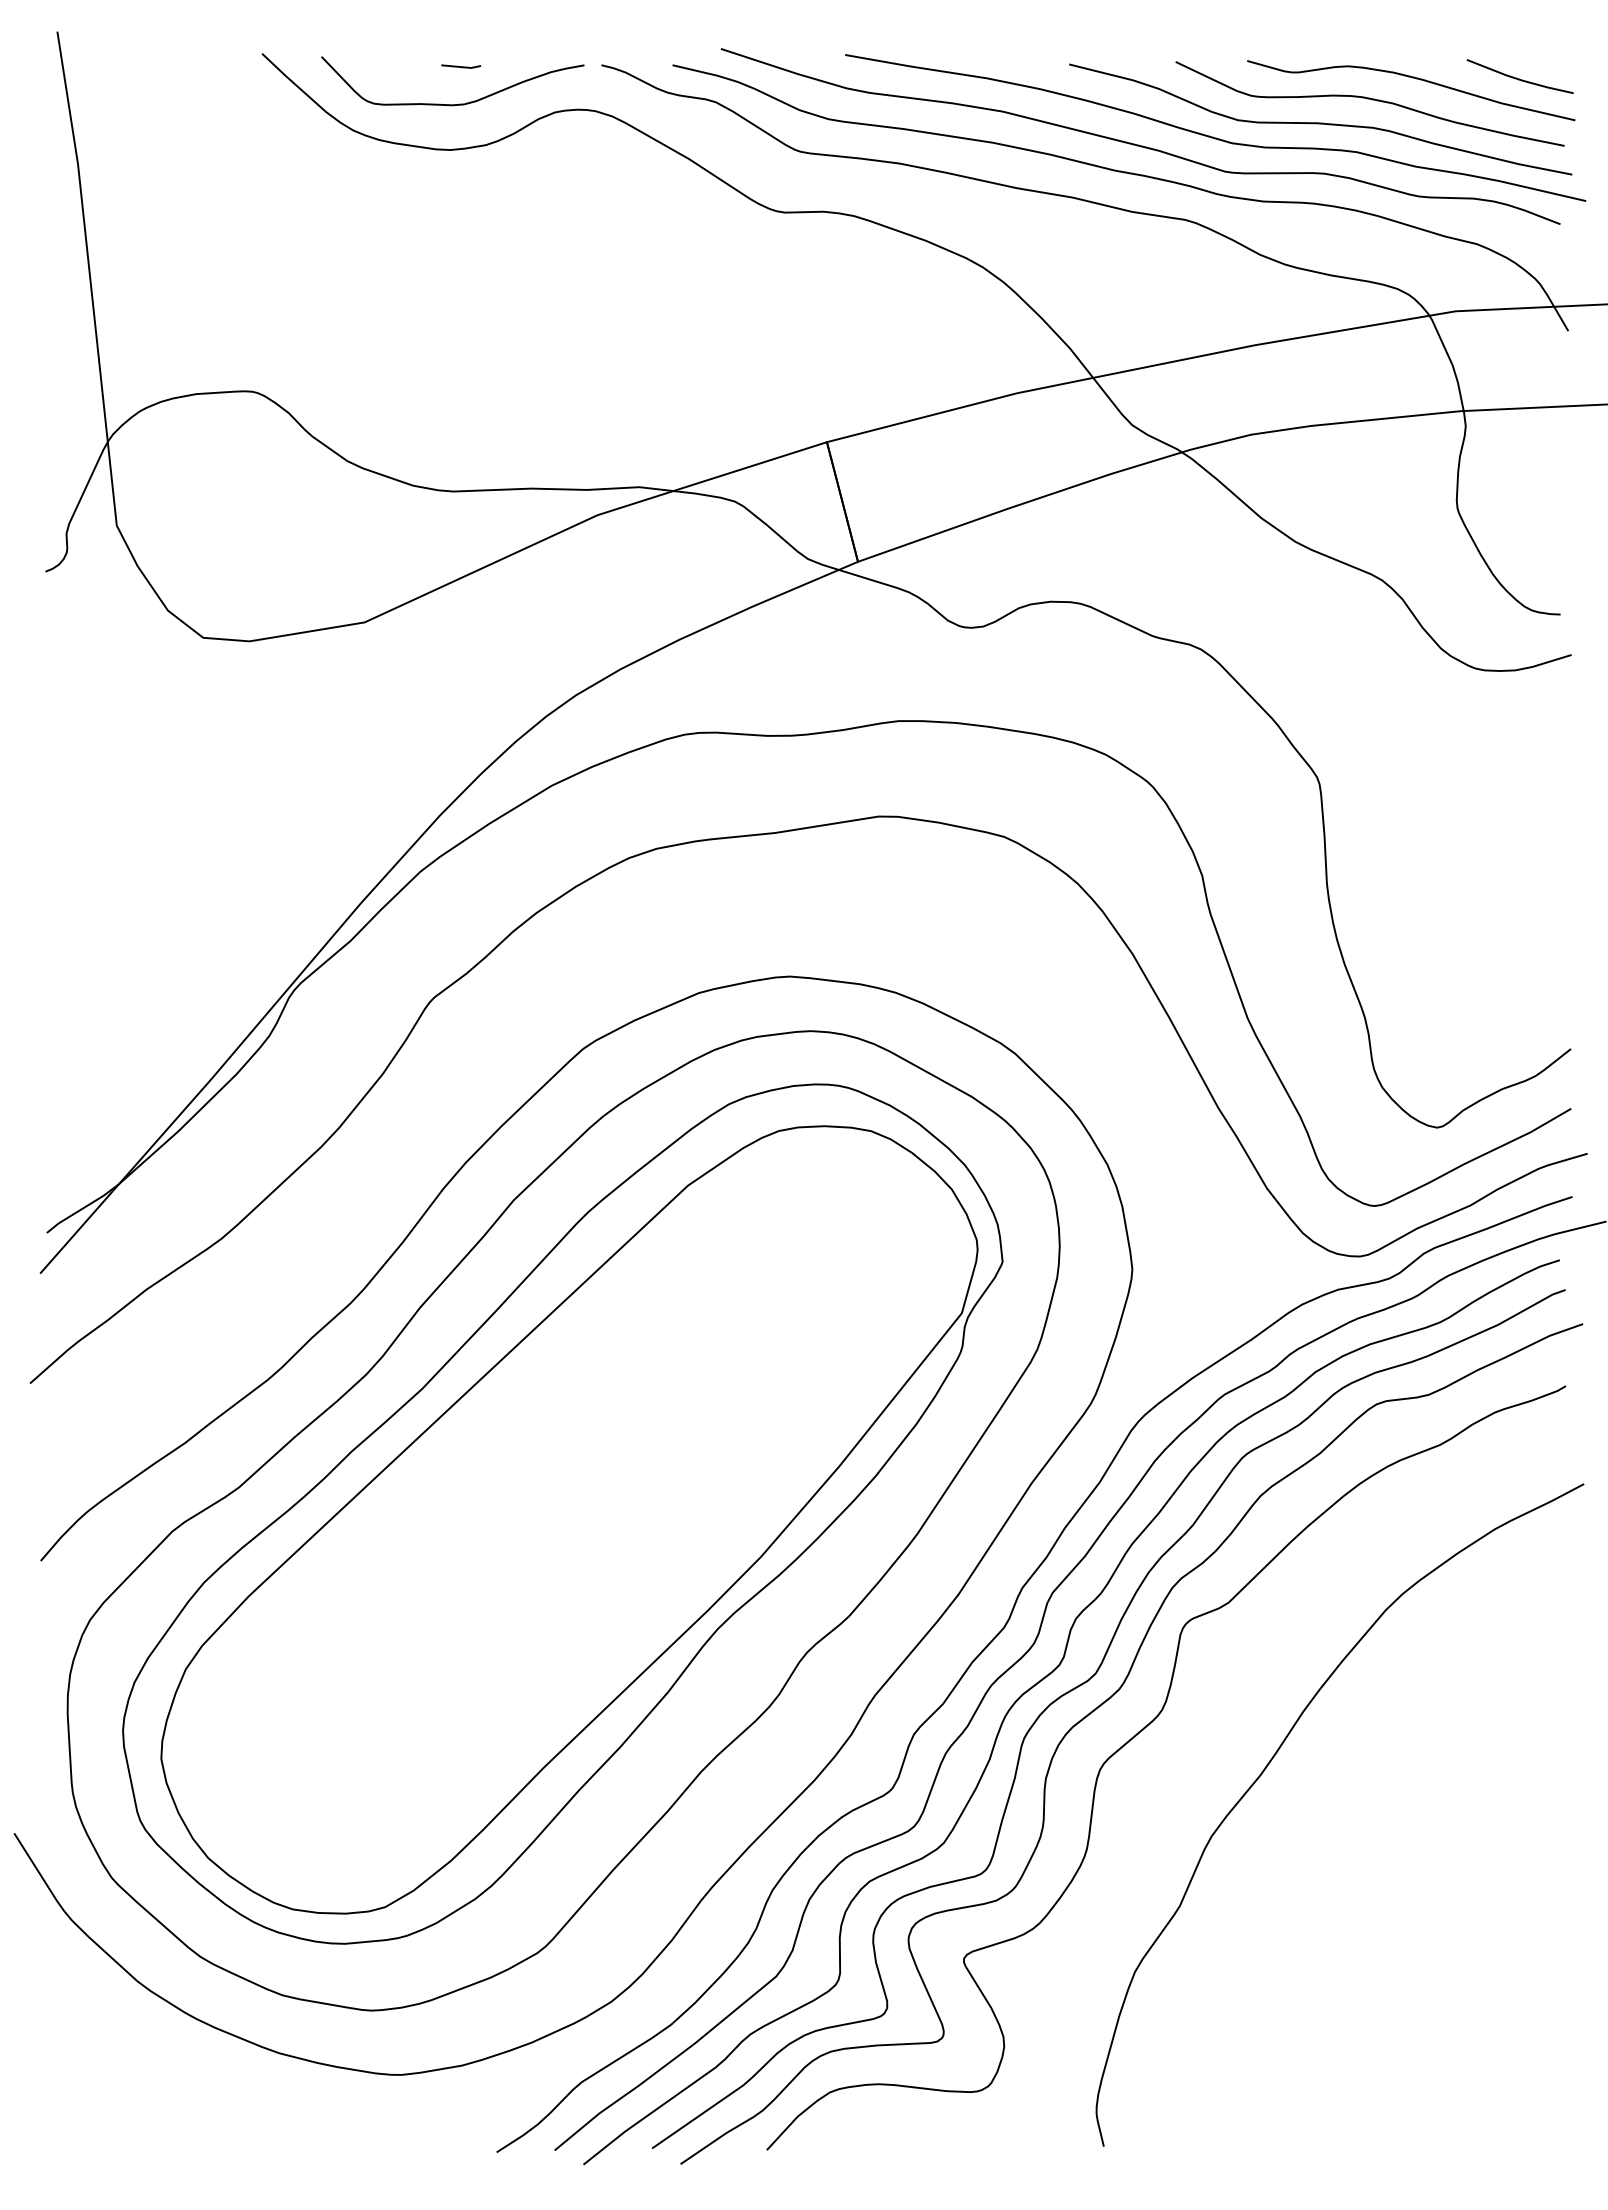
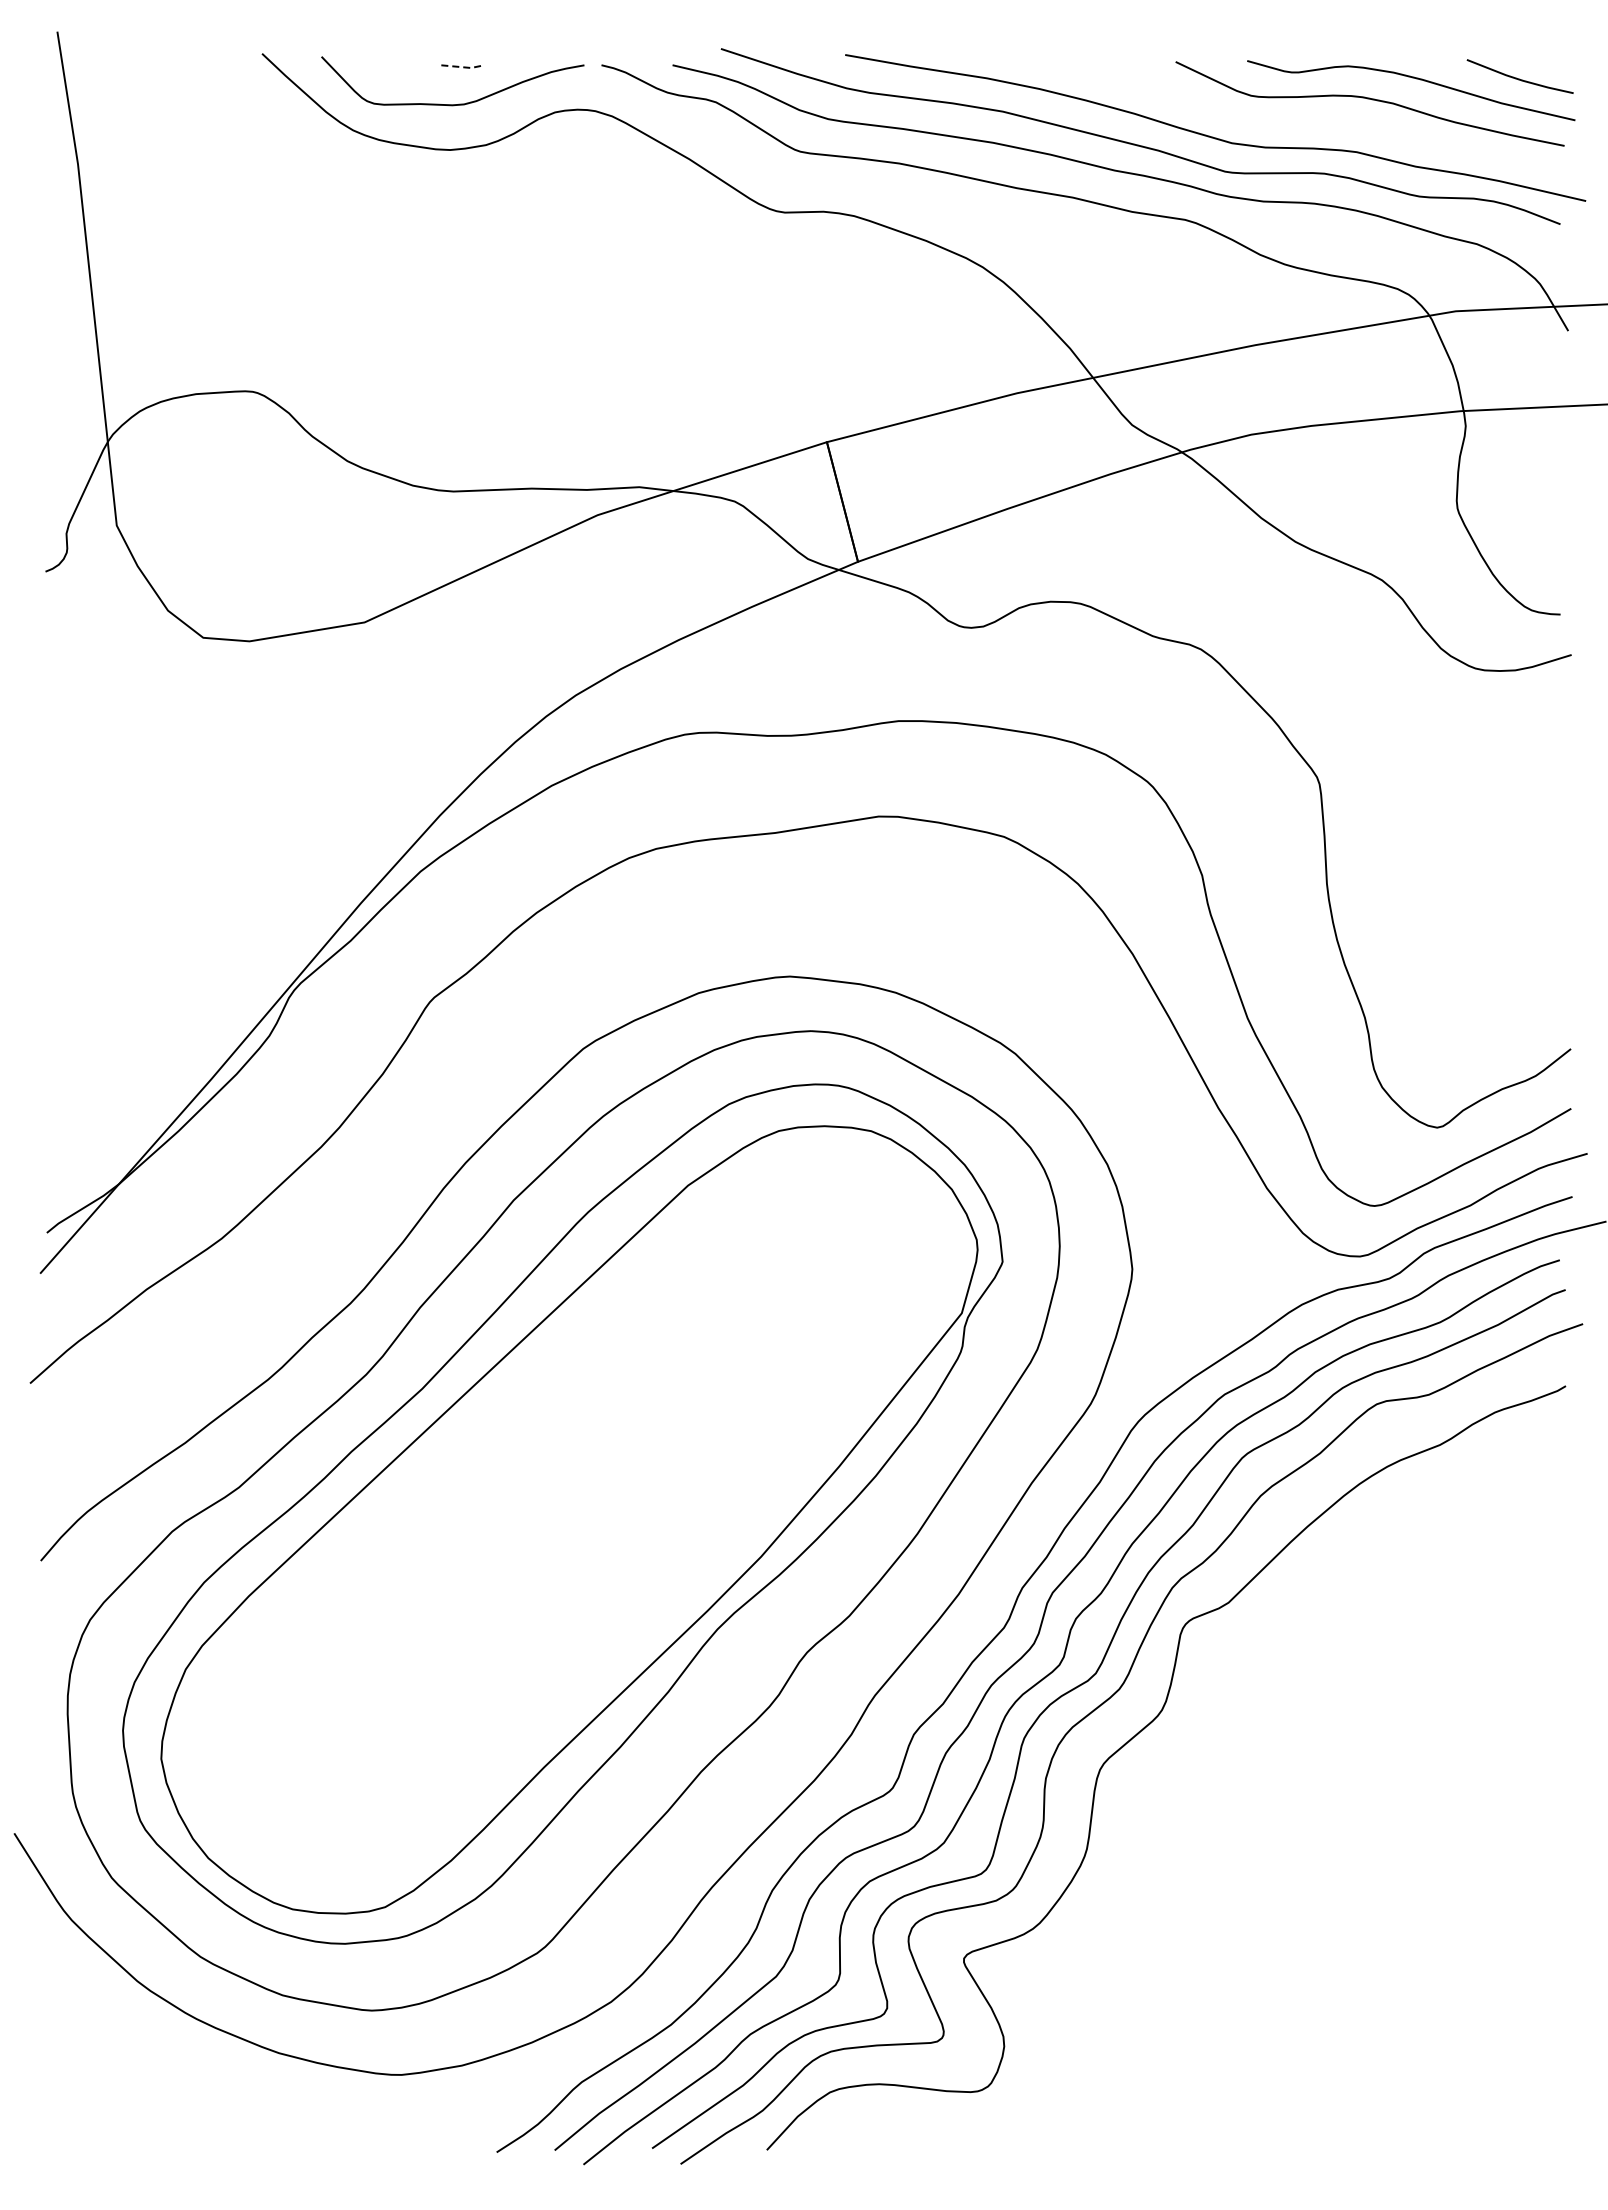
line: solid -> dashed (462, 67)
curve: present -> none (1320, 122)
curve: present -> none (1267, 1767)
